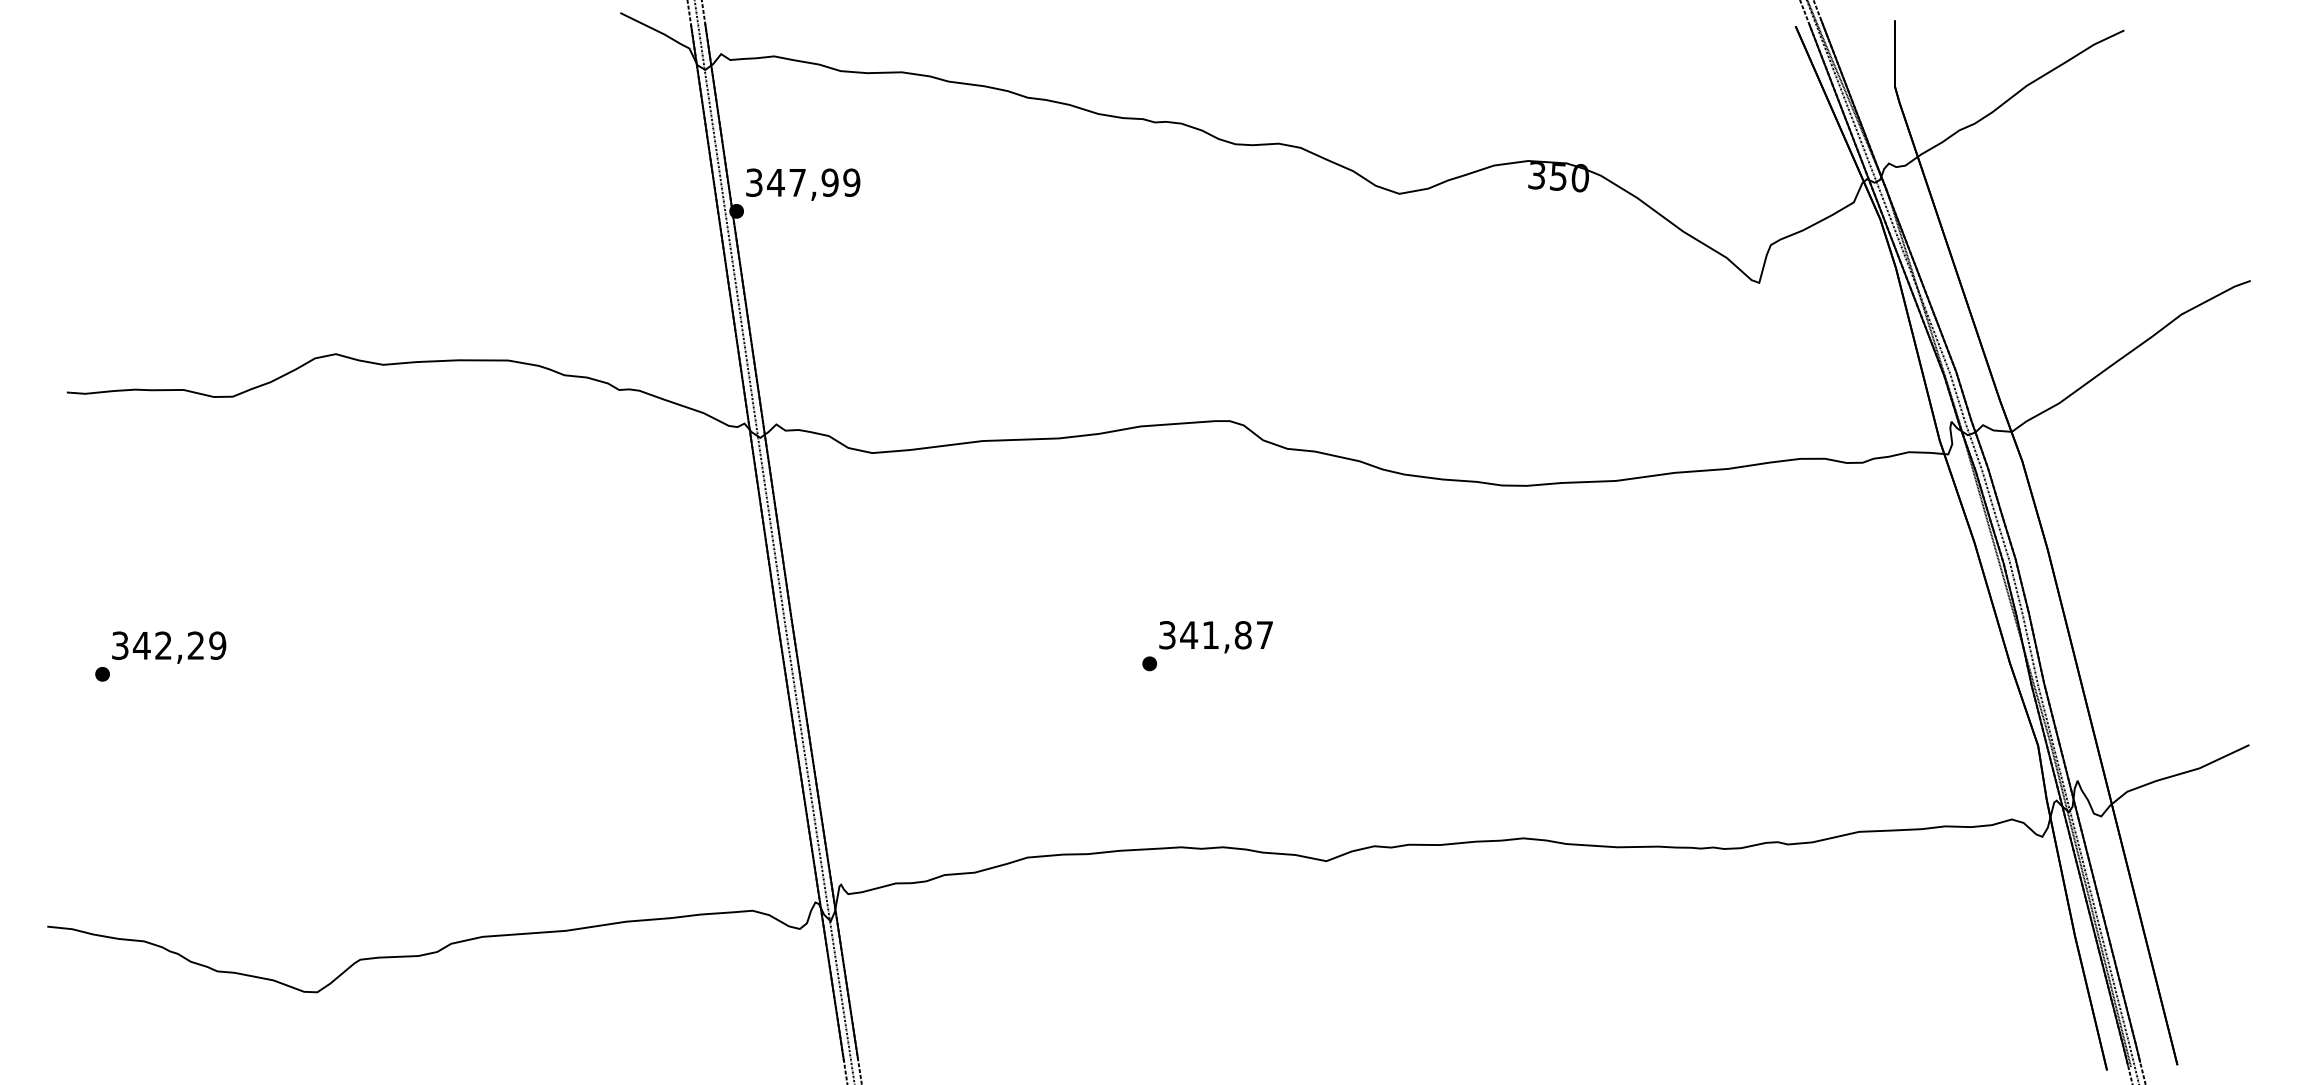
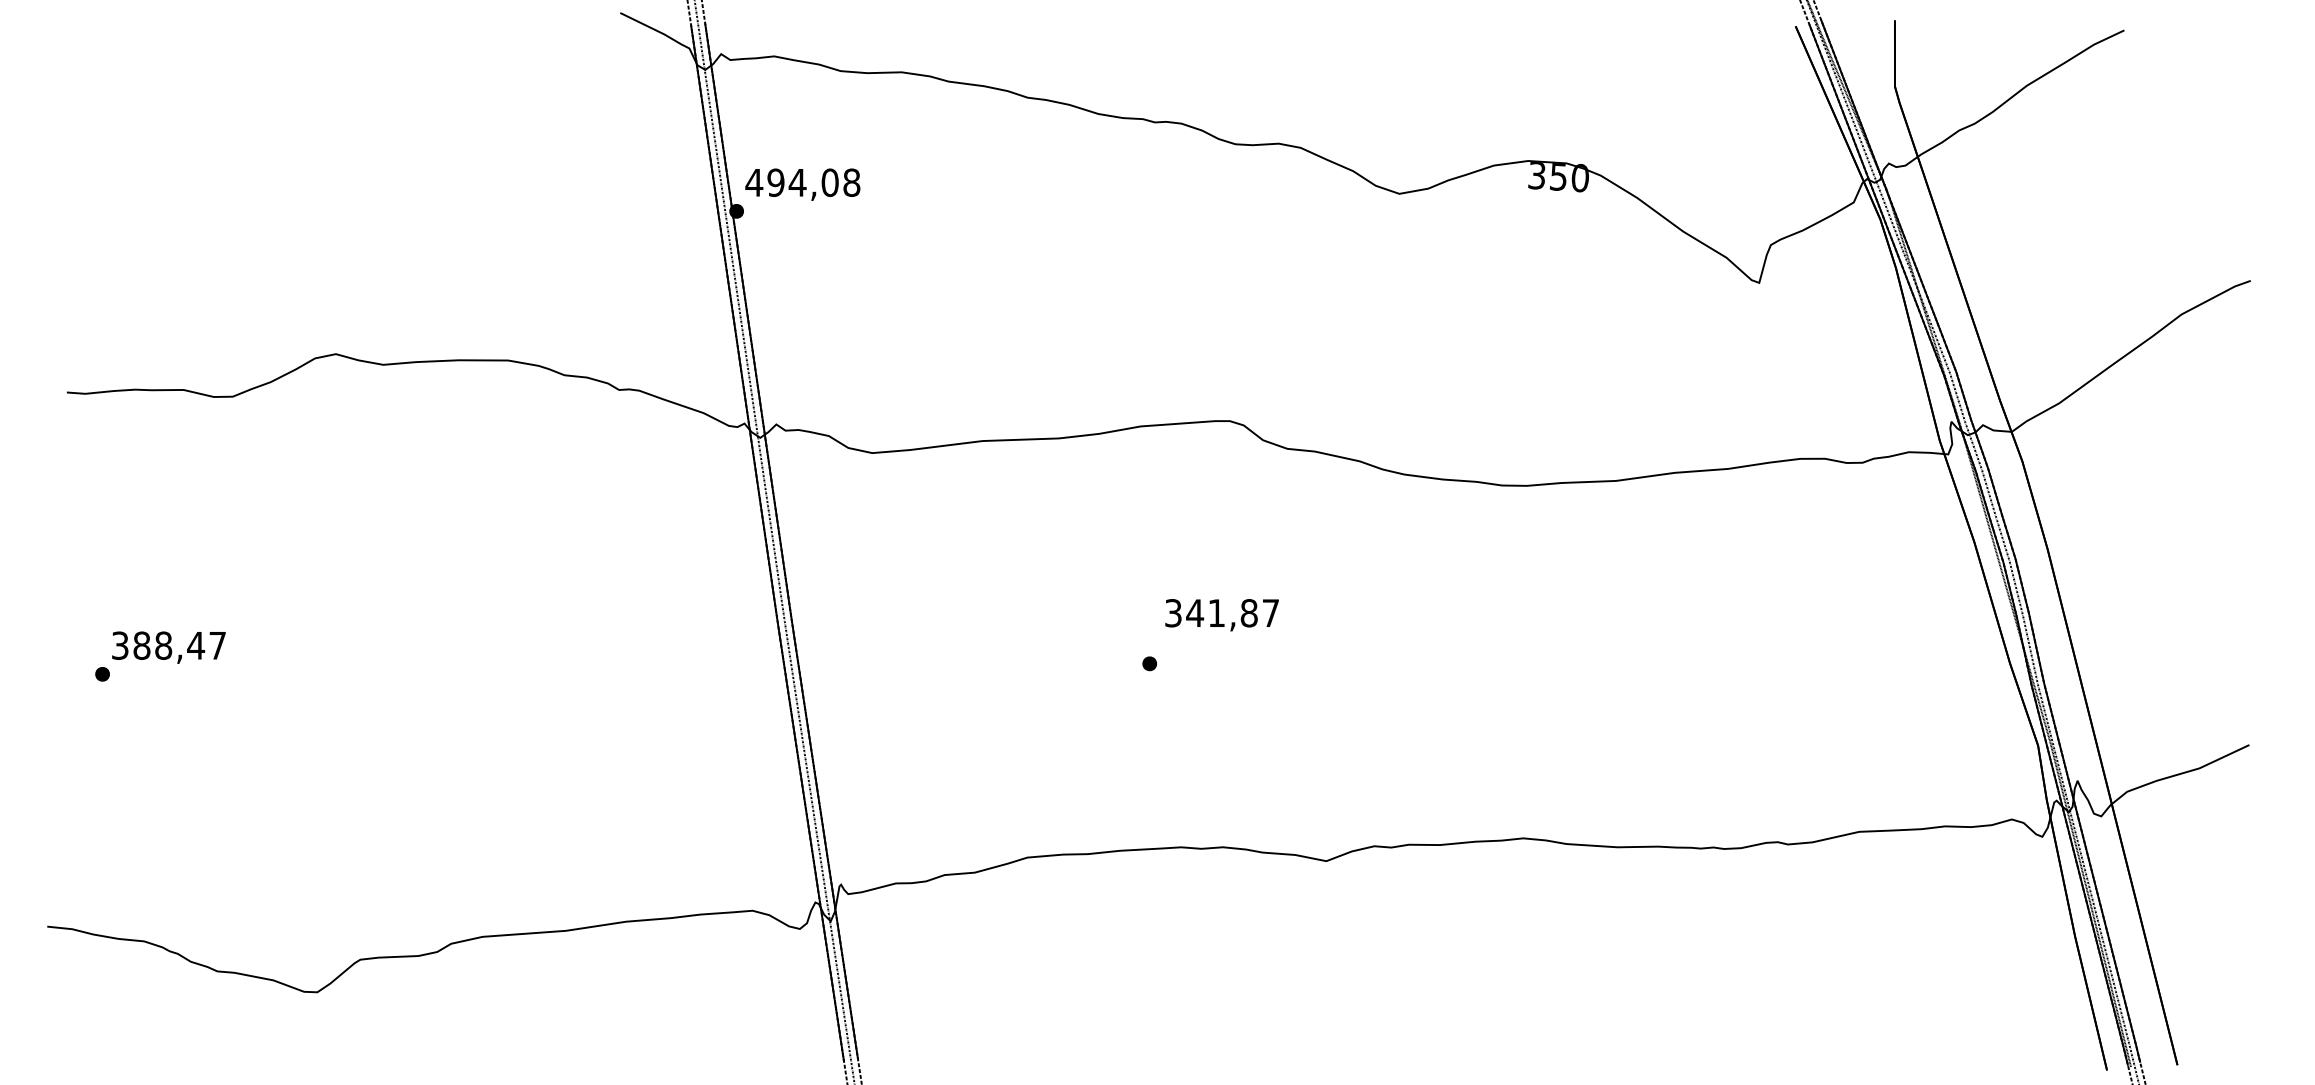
text: 347,99 -> 494,08 (802, 182)
text position: (1215, 637) -> (1221, 615) (1221, 615)
text: 342,29 -> 388,47 (179, 645)
